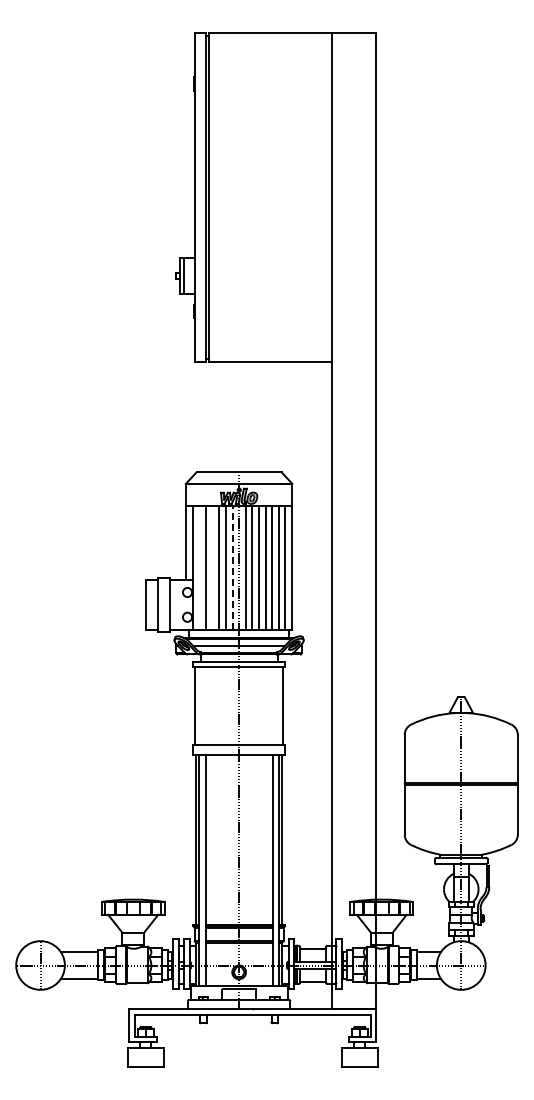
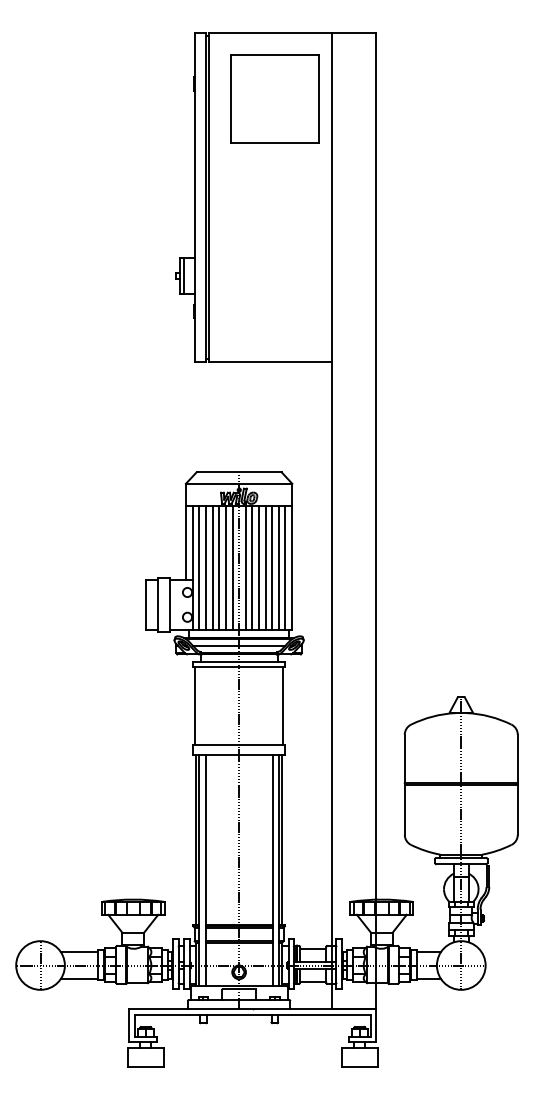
part: none -> present (274, 98)
line: none -> present (199, 567)
line: none -> present (212, 567)
line: dashed -> solid (232, 567)
